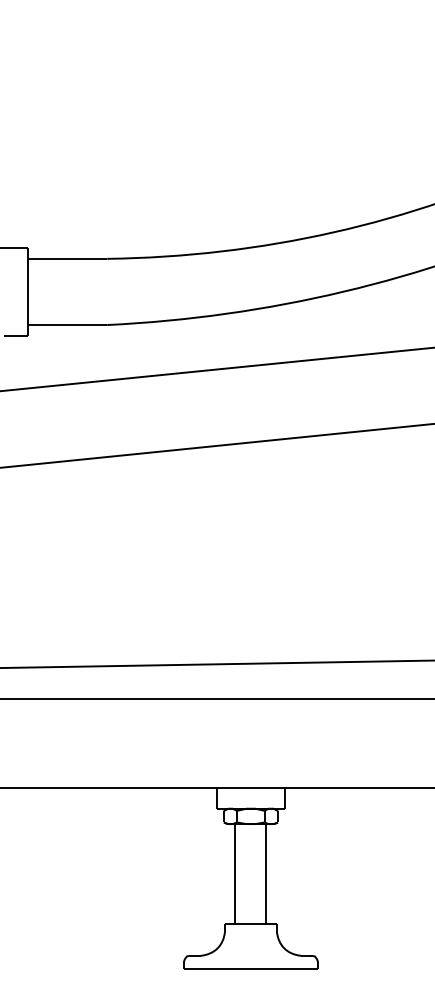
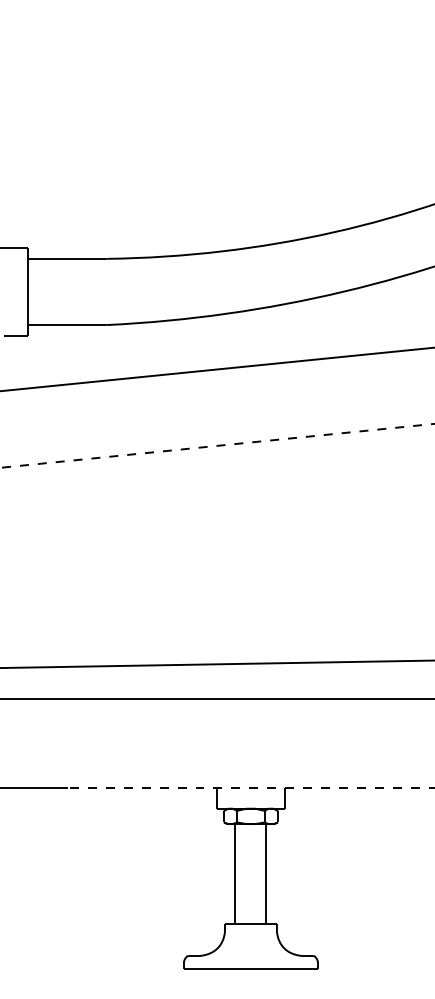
line: solid -> dashed (217, 445)
line: solid -> dashed (250, 788)
